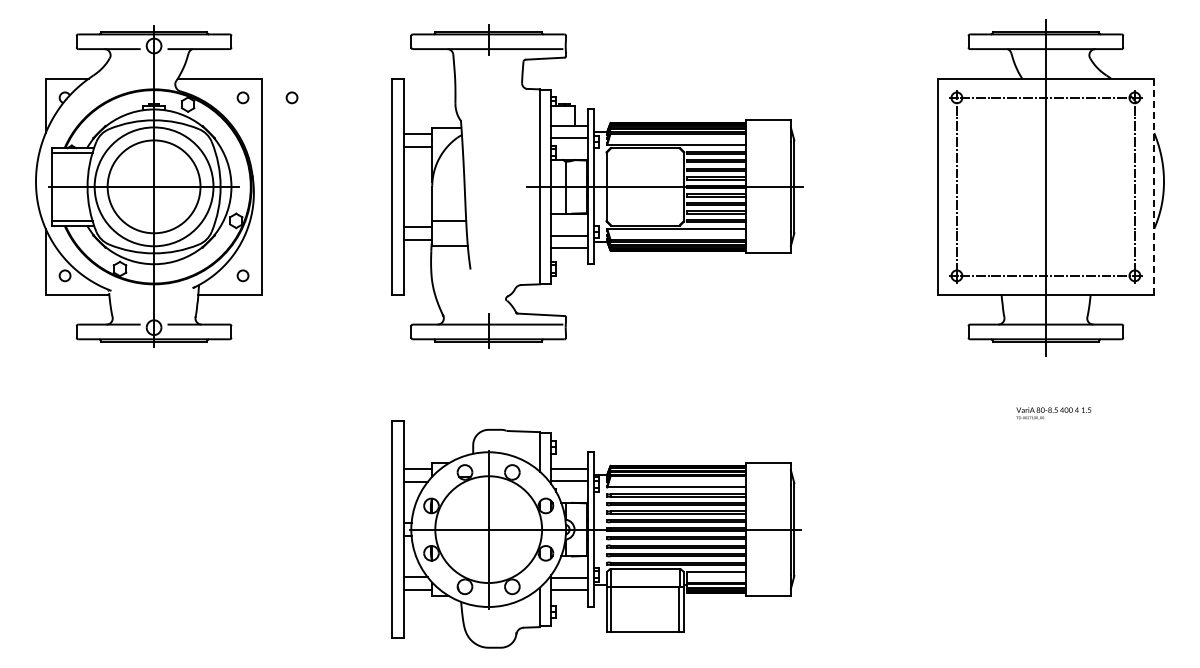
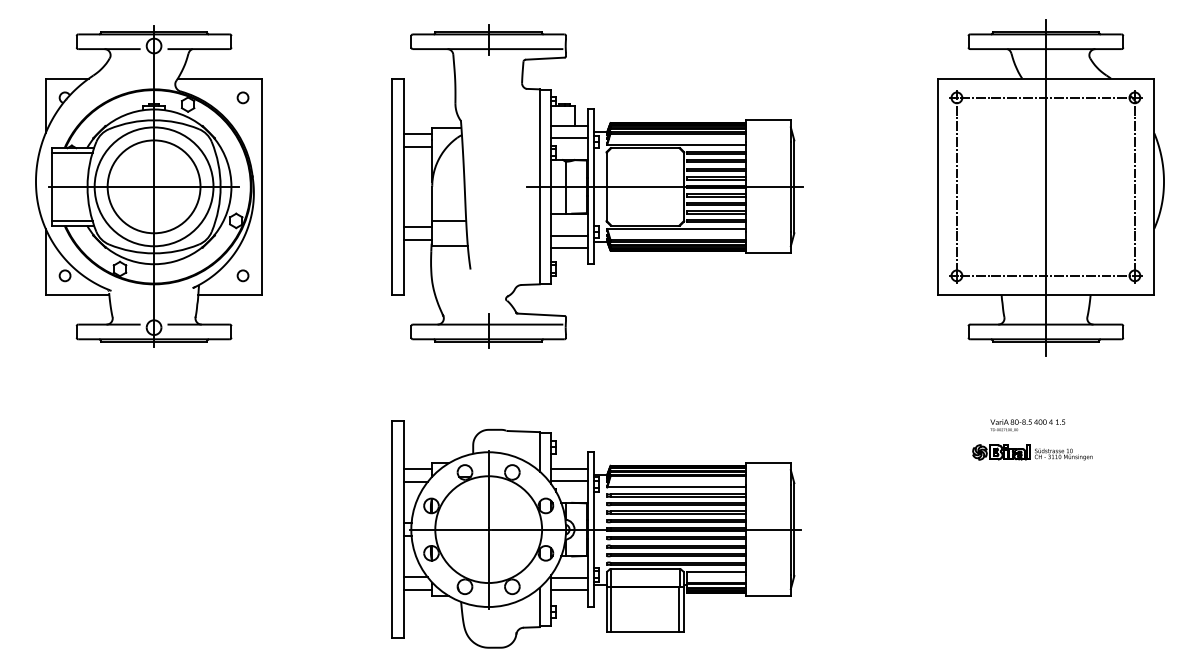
circle: present -> none (291, 97)
line: dashed -> solid (1154, 186)
text position: (1053, 413) -> (1027, 425) (1027, 425)
part: none -> present (1032, 452)
